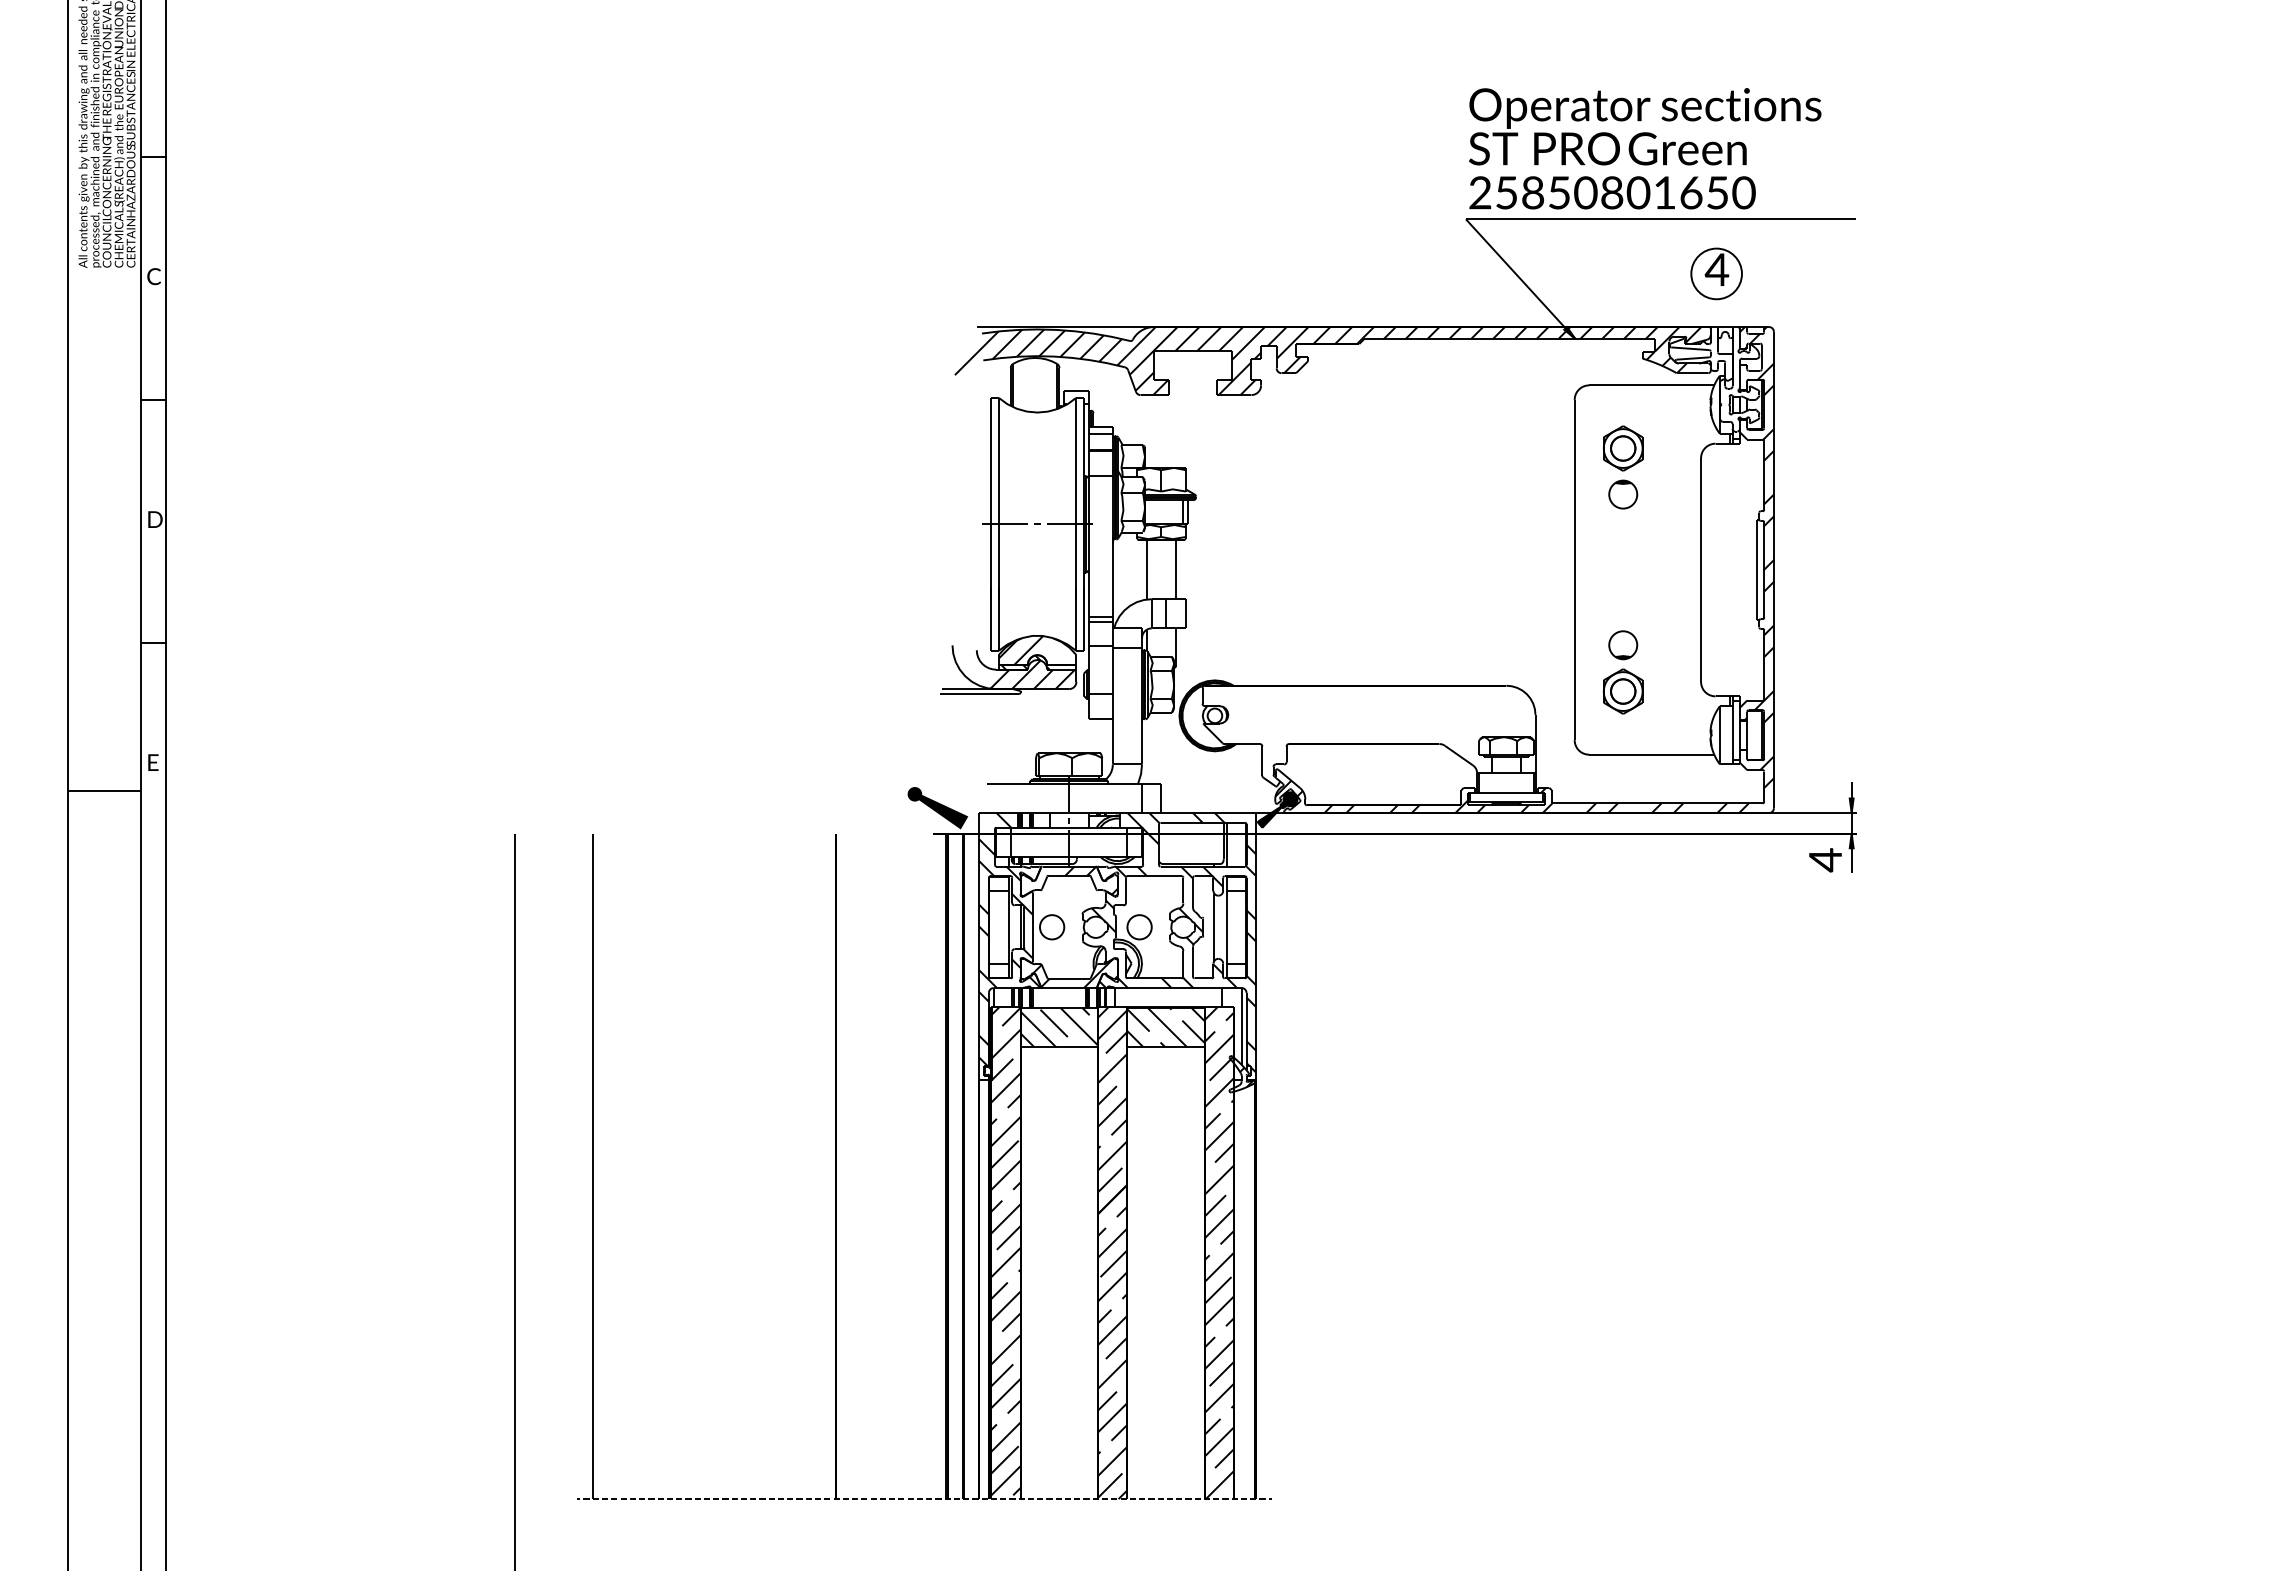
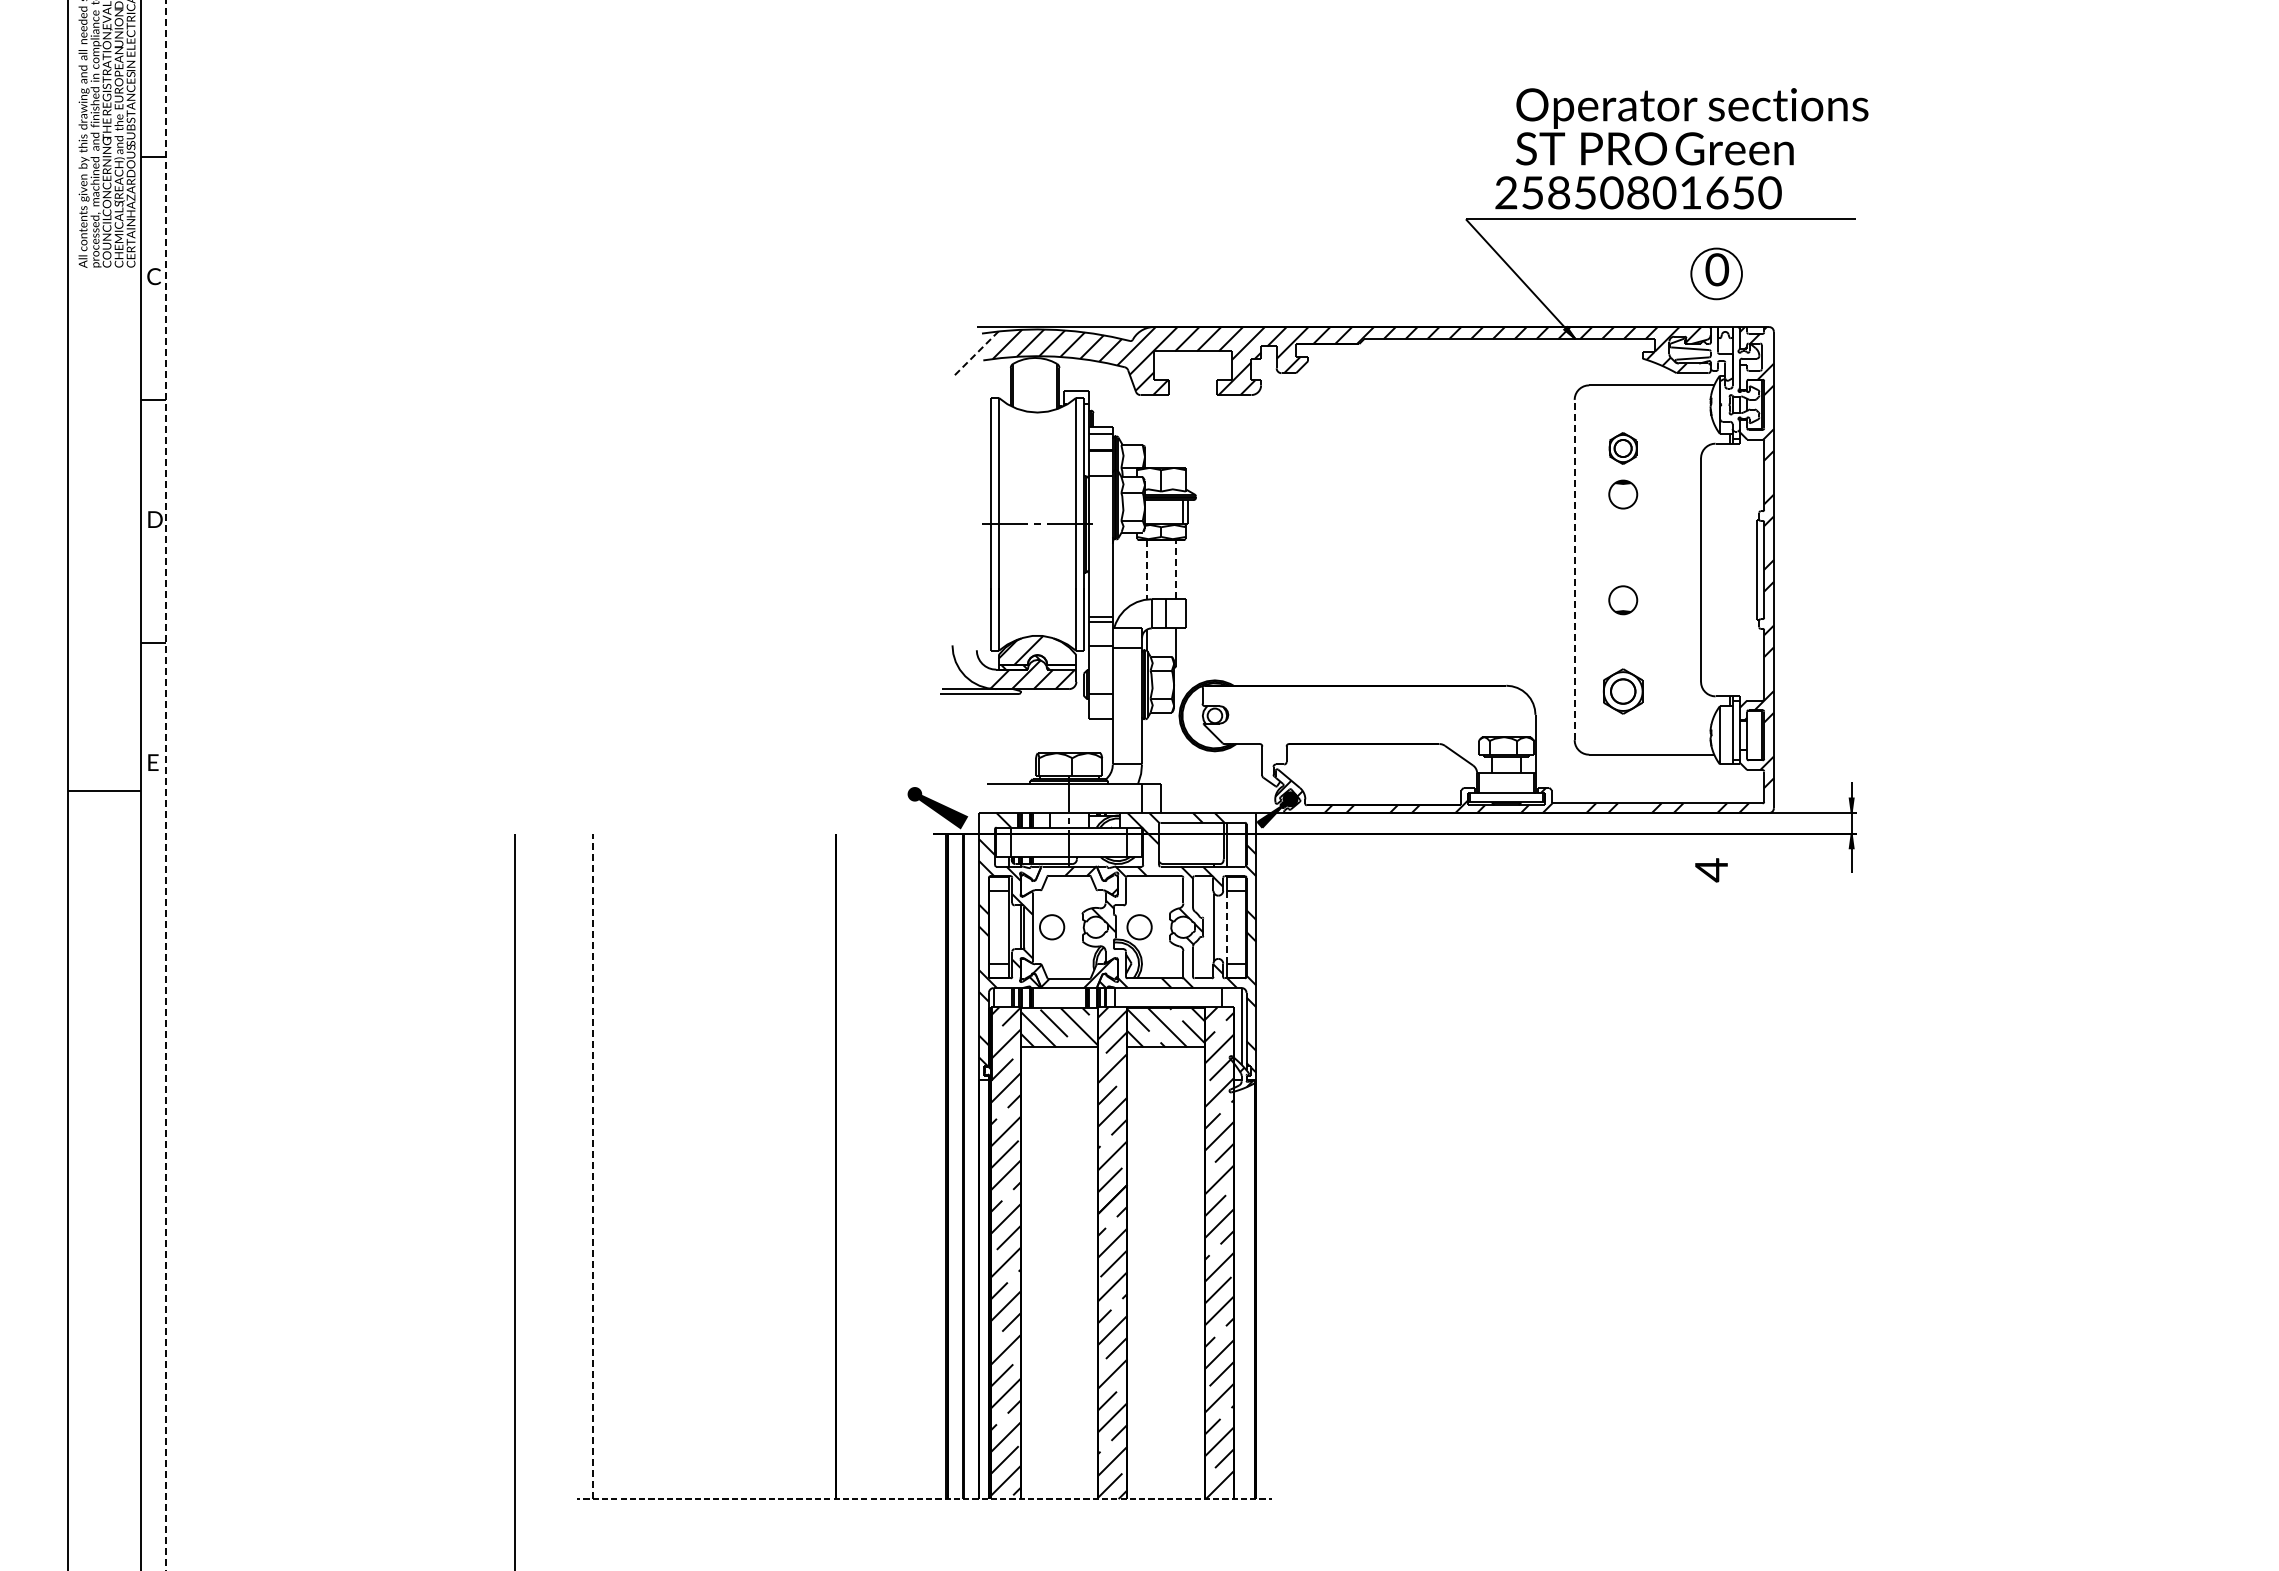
text position: (1645, 126) -> (1692, 126) (1692, 126)
text position: (1612, 192) -> (1638, 192) (1638, 192)
text: 4 -> 0 (1716, 269)
line: solid -> dashed (976, 353)
part size: 42x47 px -> 30x33 px (1622, 448)
line: solid -> dashed (1146, 569)
line: solid -> dashed (1176, 569)
line: solid -> dashed (1574, 569)
part position: (1623, 645) -> (1623, 600) (1623, 600)
line: solid -> dashed (165, 784)
text position: (1825, 860) -> (1711, 870) (1711, 870)
line: solid -> dashed (1226, 927)
line: solid -> dashed (592, 1166)
